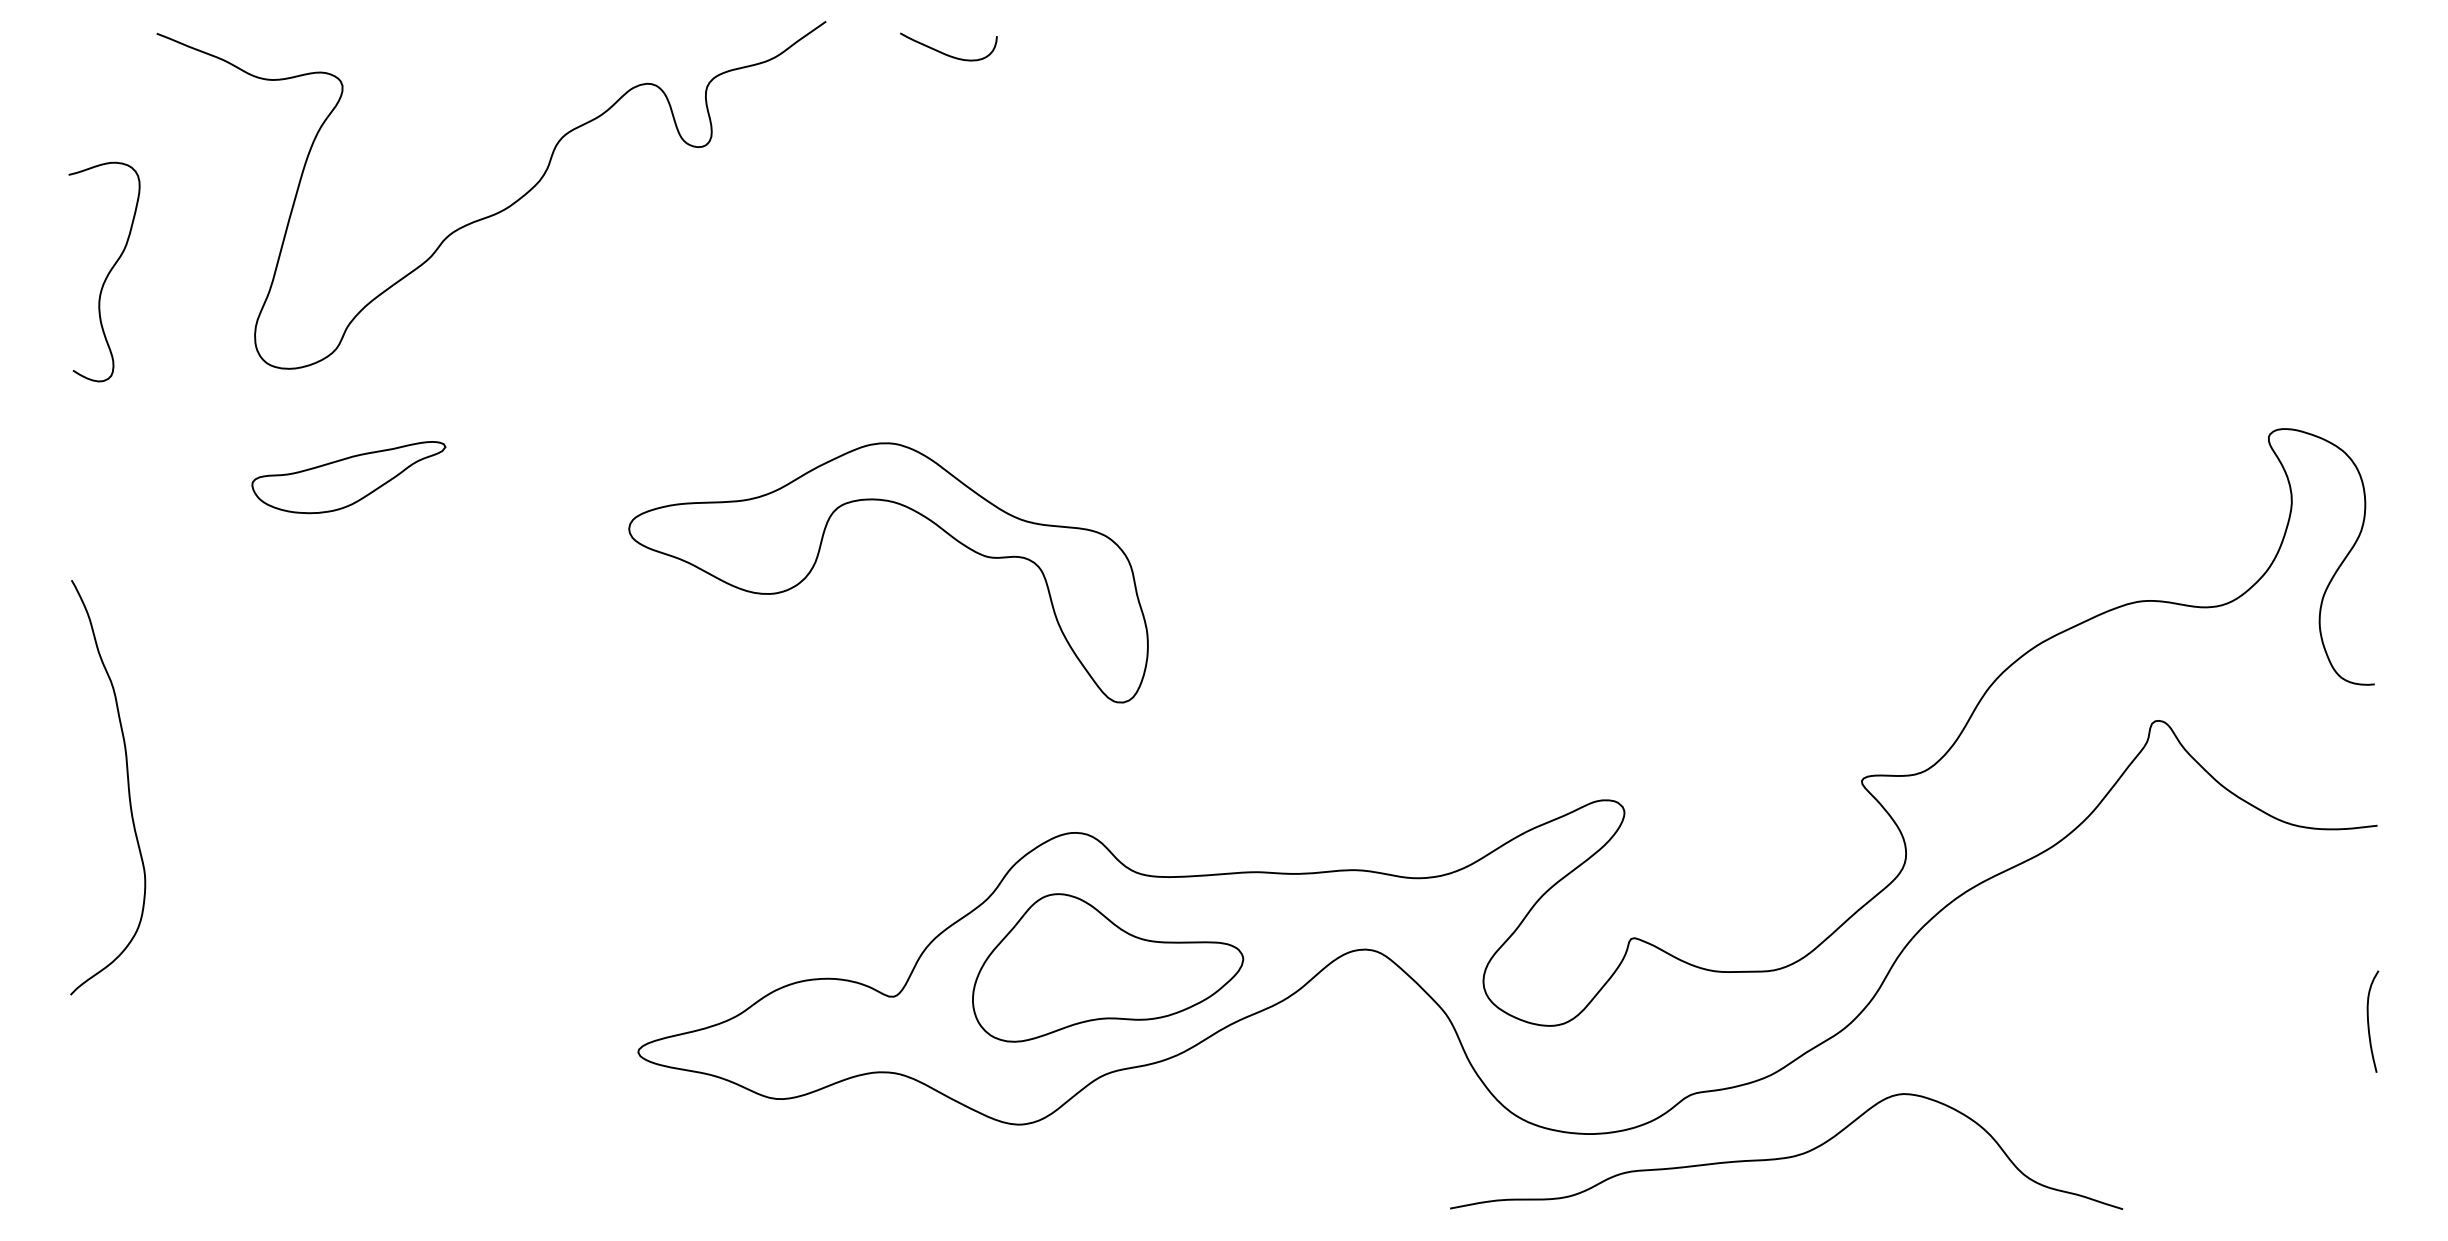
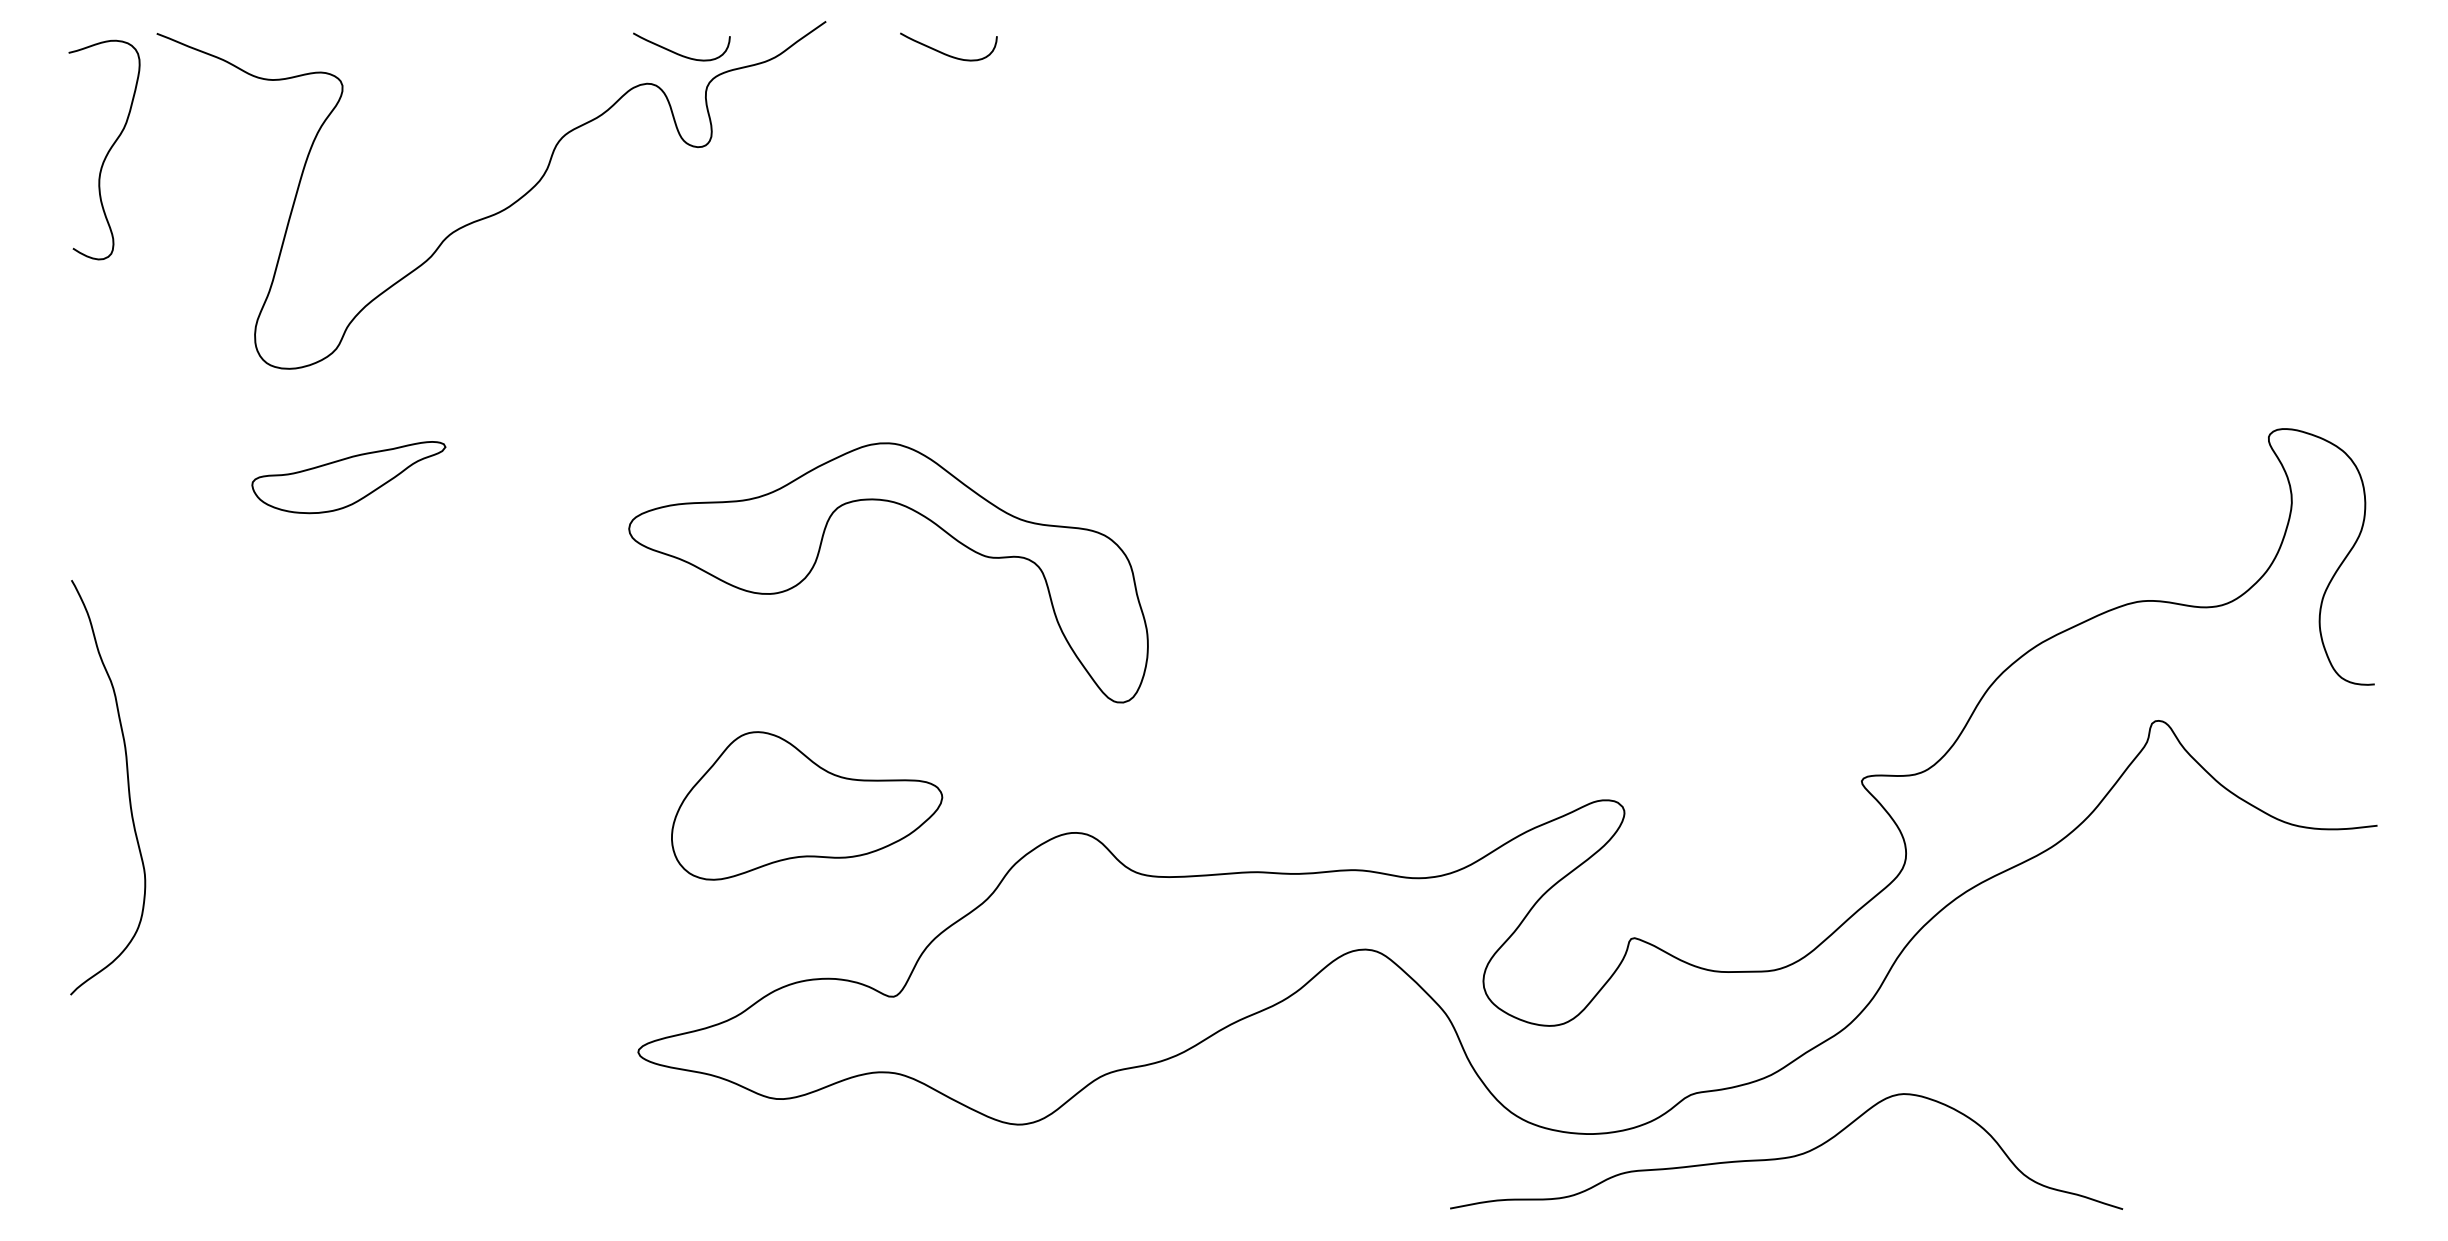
curve: none -> present (679, 53)
curve position: (107, 273) -> (107, 151) (107, 151)
part position: (1108, 967) -> (807, 805) (807, 805)
curve: present -> none (2369, 1022)
